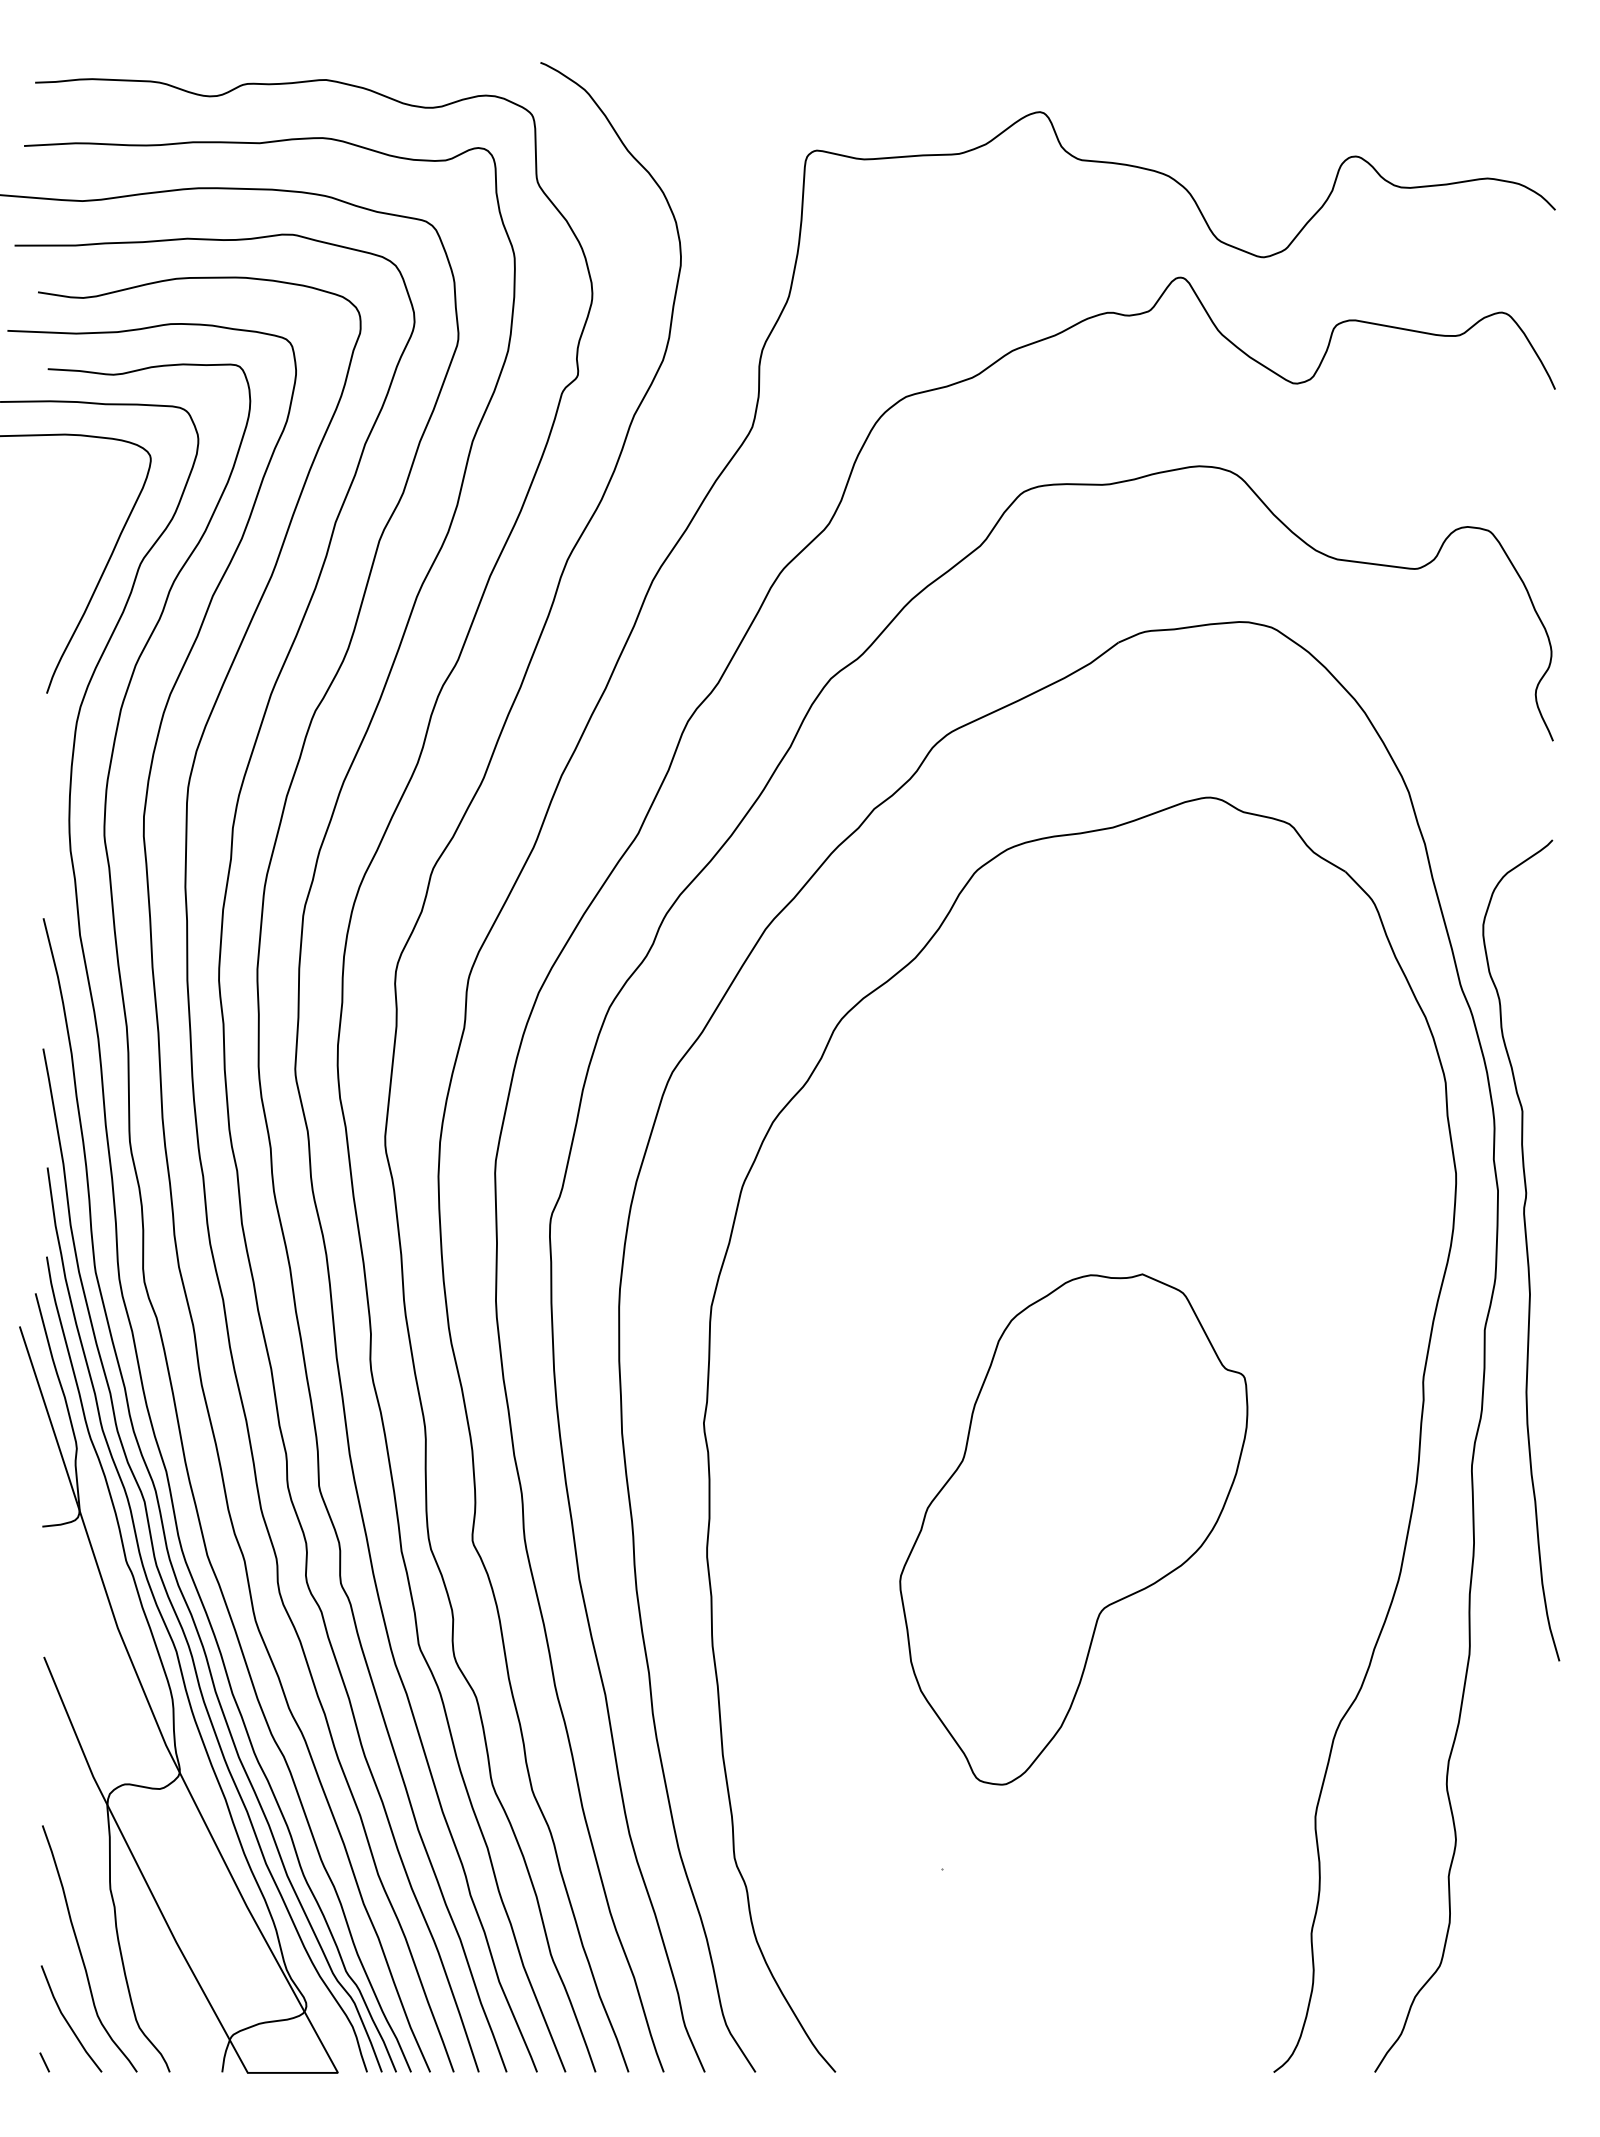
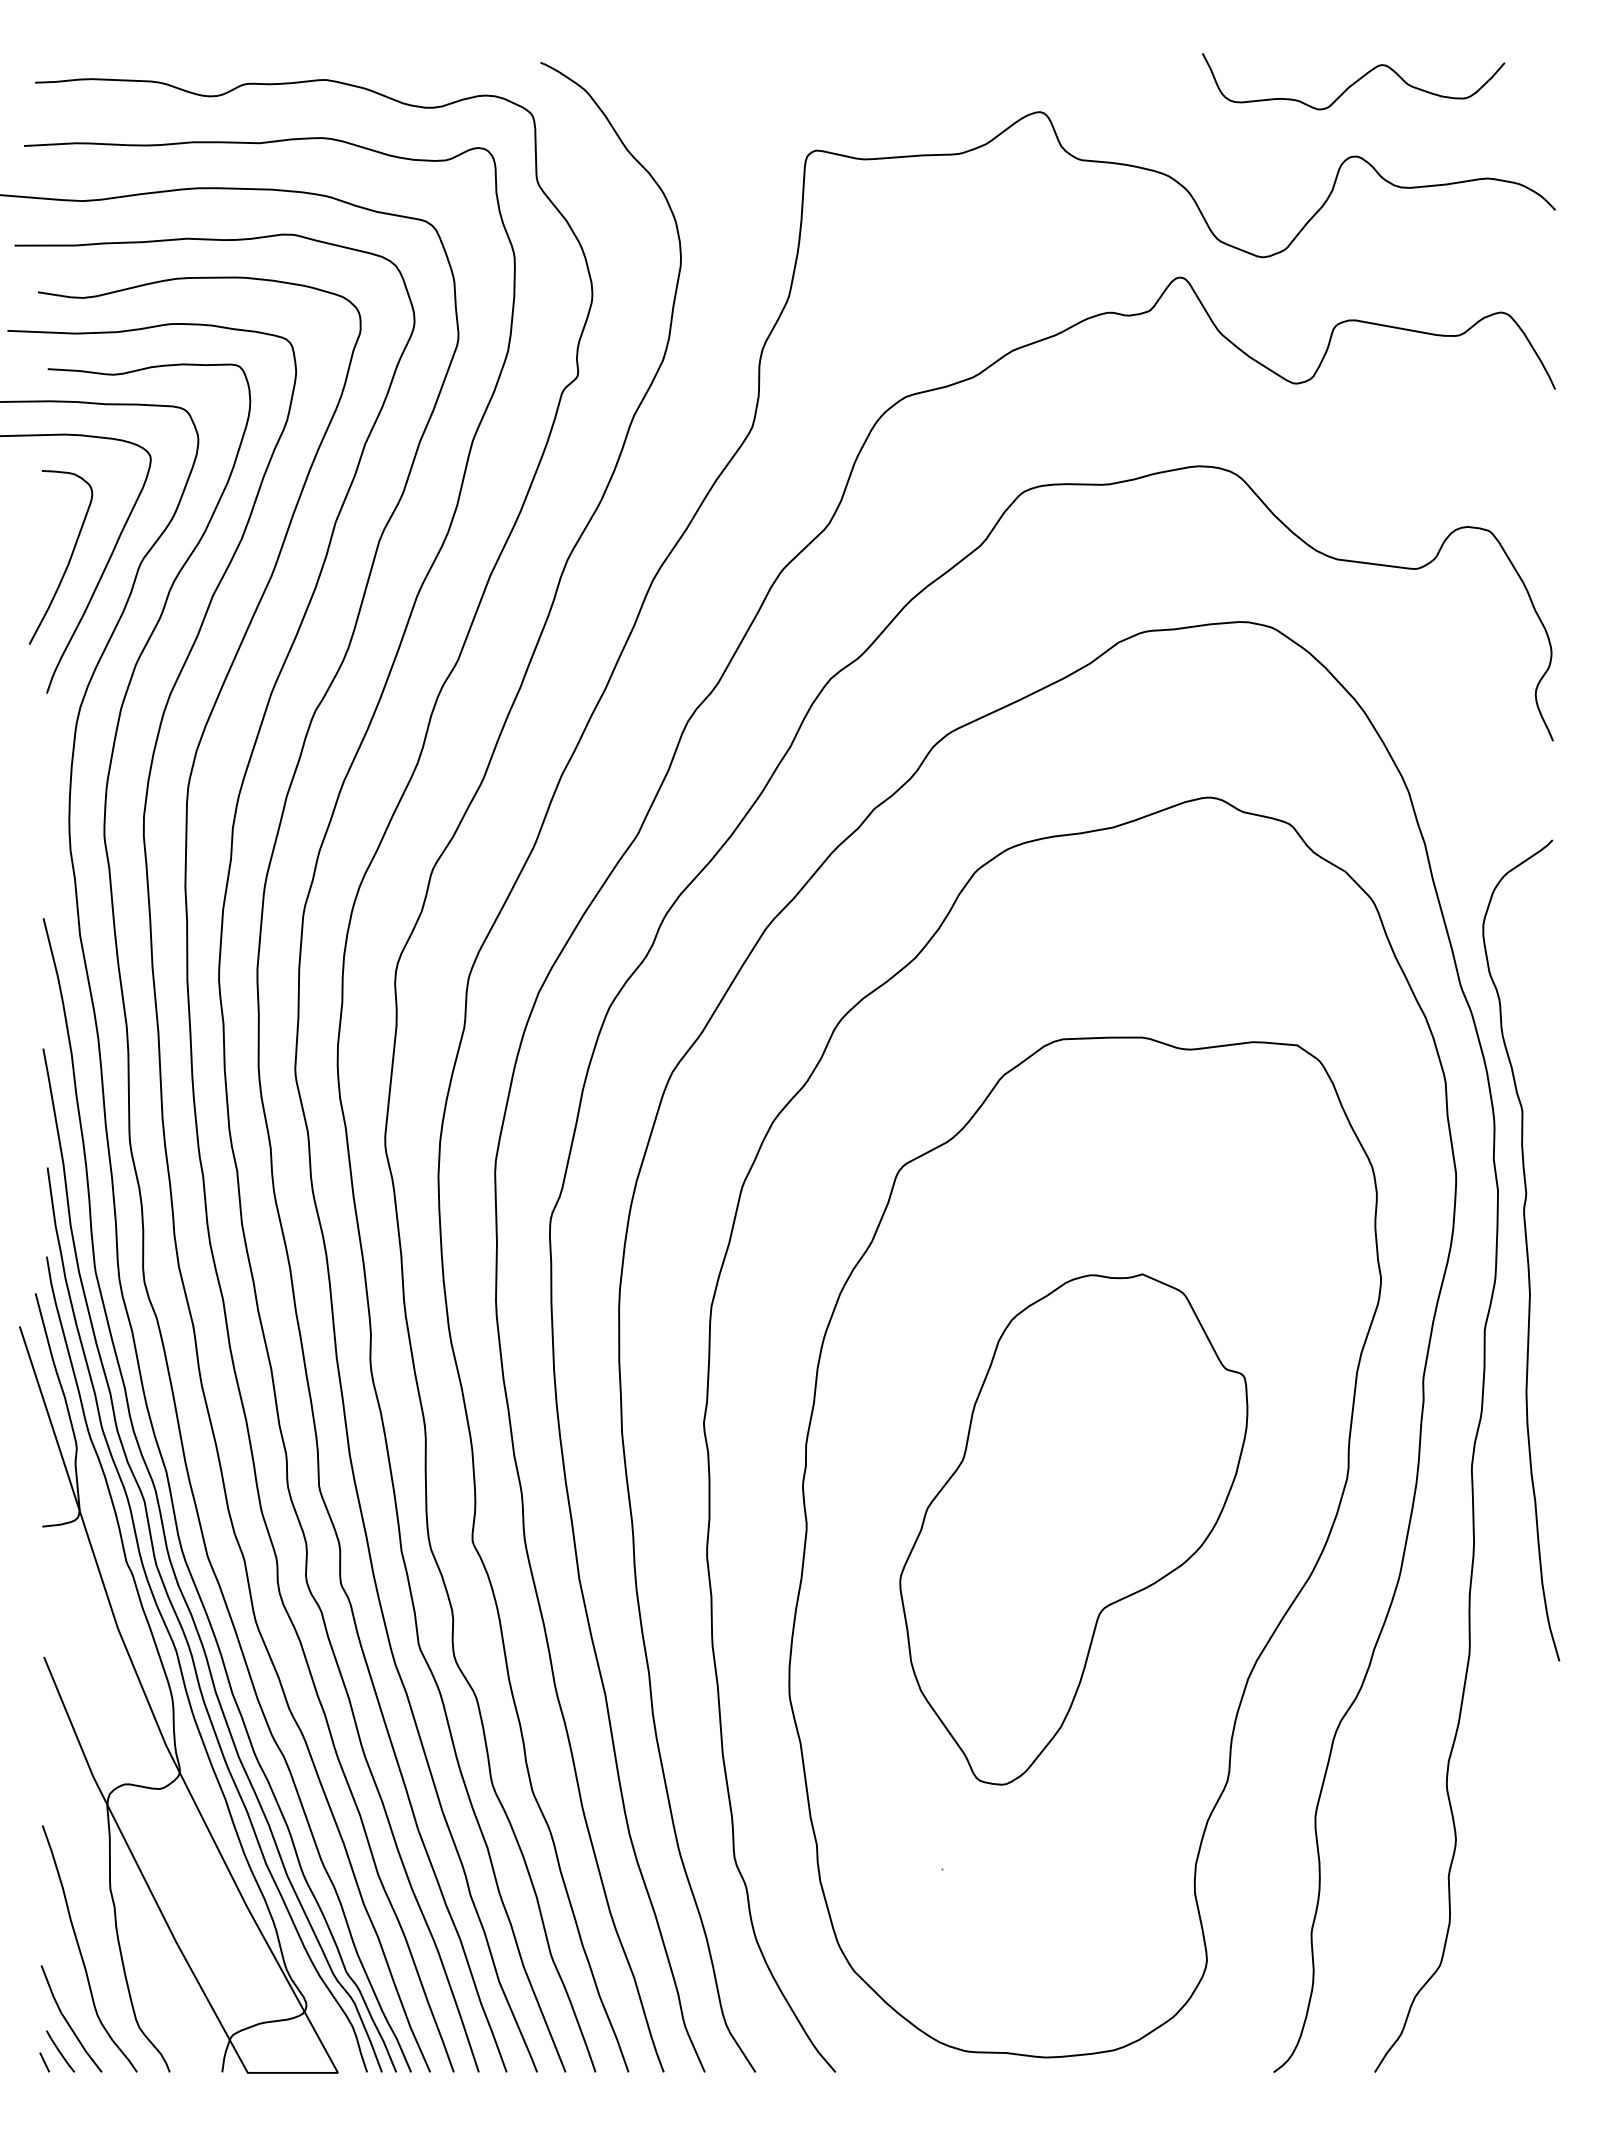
curve: none -> present (1353, 82)
curve: none -> present (68, 561)
part: none -> present (1084, 1547)
line: none -> present (60, 2051)
